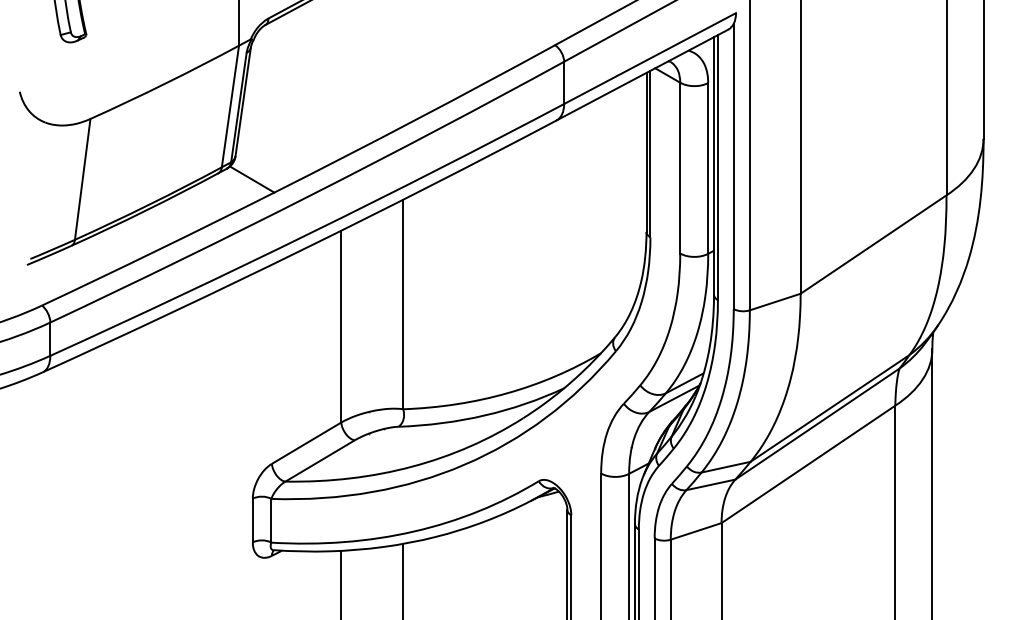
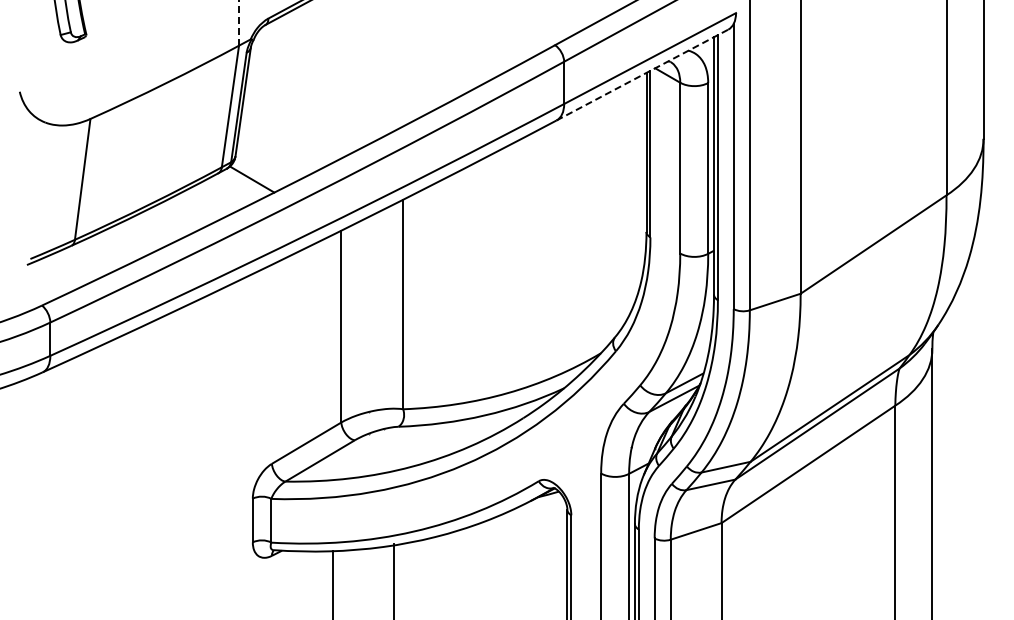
line: solid -> dashed (239, 22)
line: solid -> dashed (642, 74)
line position: (403, 579) -> (394, 579) (394, 579)
line position: (341, 583) -> (333, 583) (333, 583)
